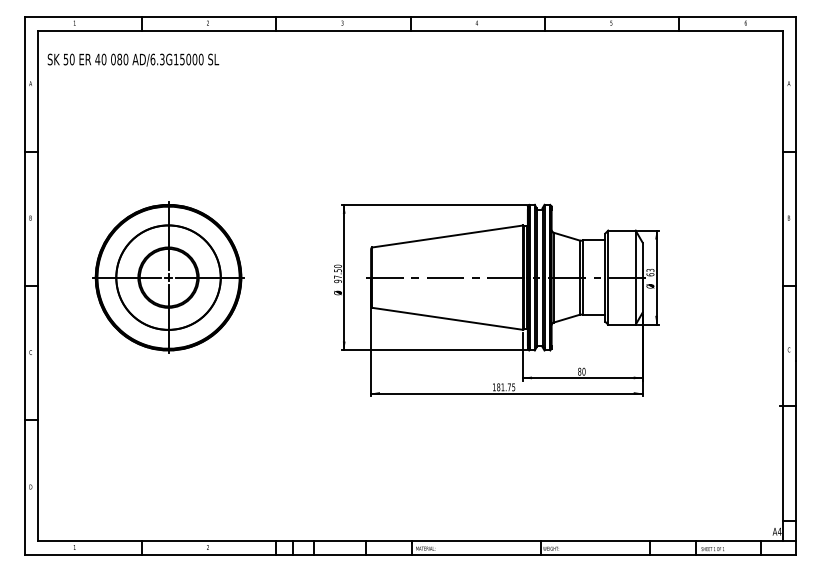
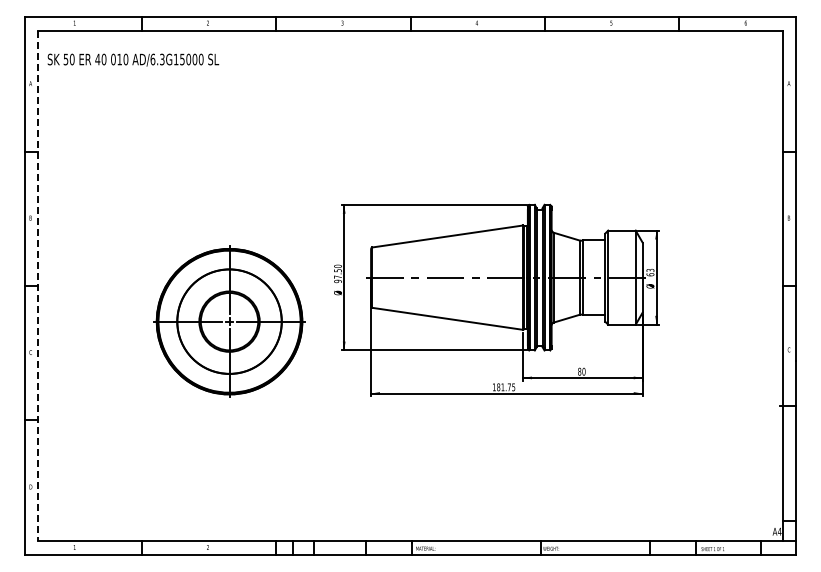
text: 080 -> 010 (119, 59)
part position: (168, 277) -> (229, 321) (229, 321)
line: solid -> dashed (38, 286)
